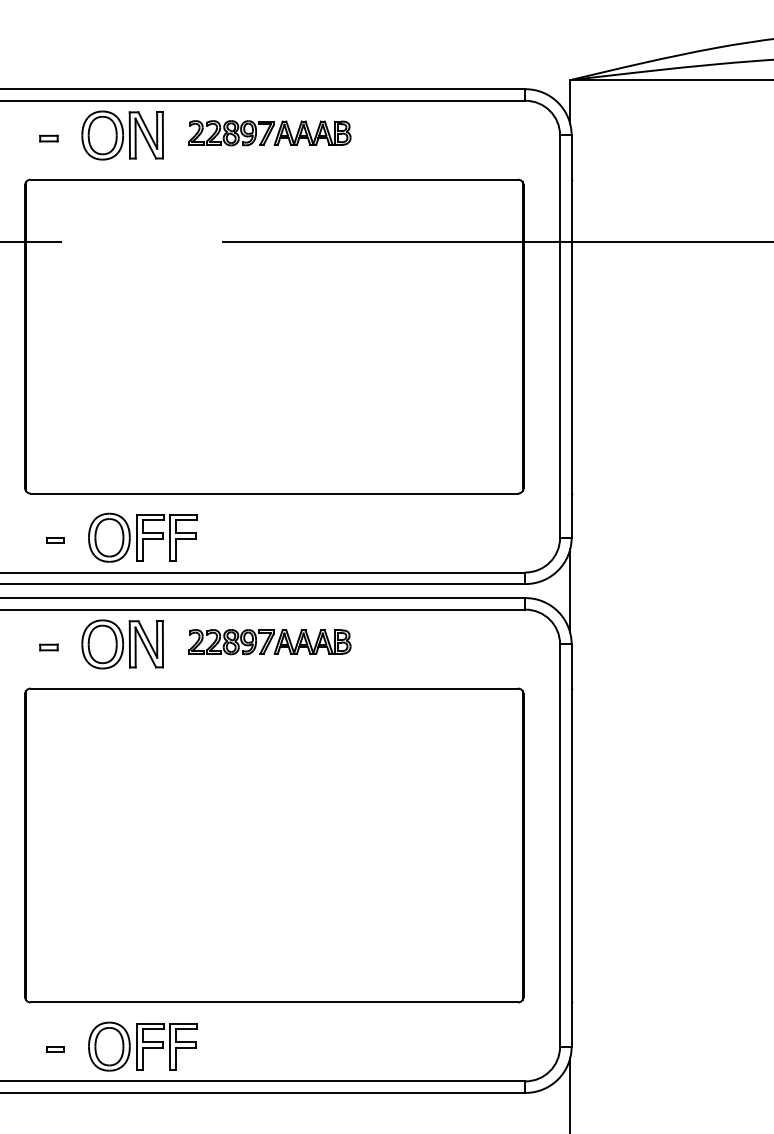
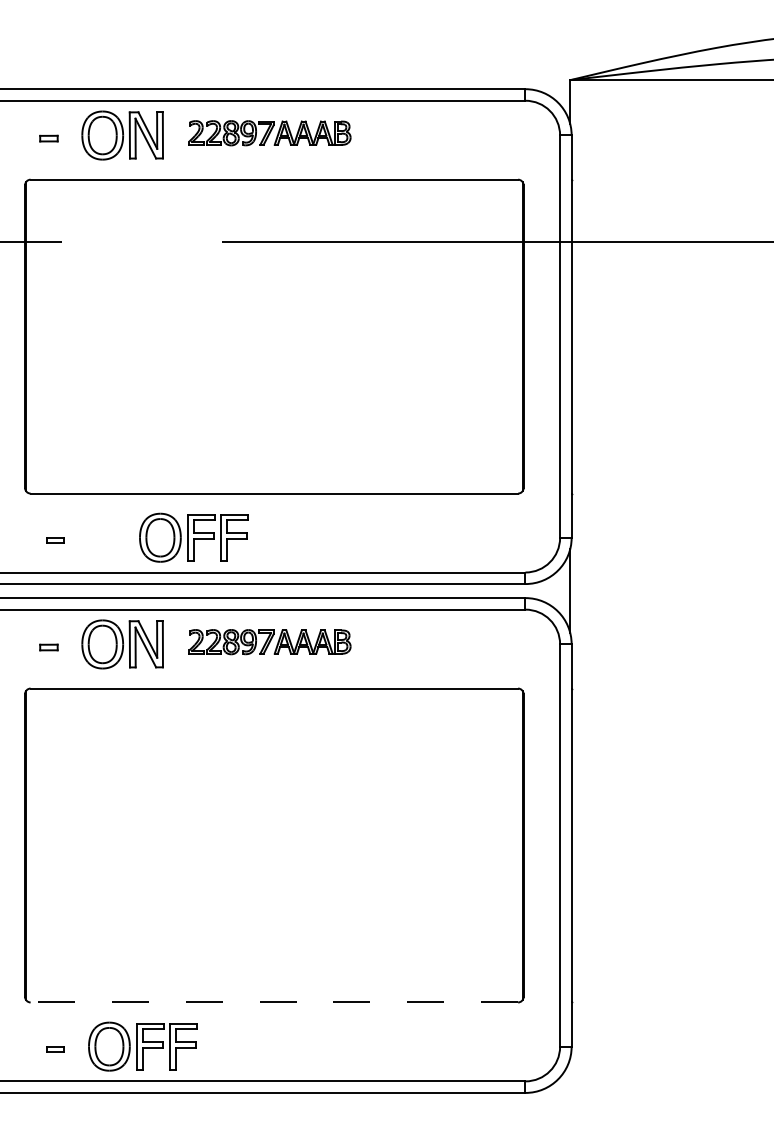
part position: (142, 537) -> (193, 537) (193, 537)
line: solid -> dashed (274, 1002)
line: present -> none (570, 1094)
